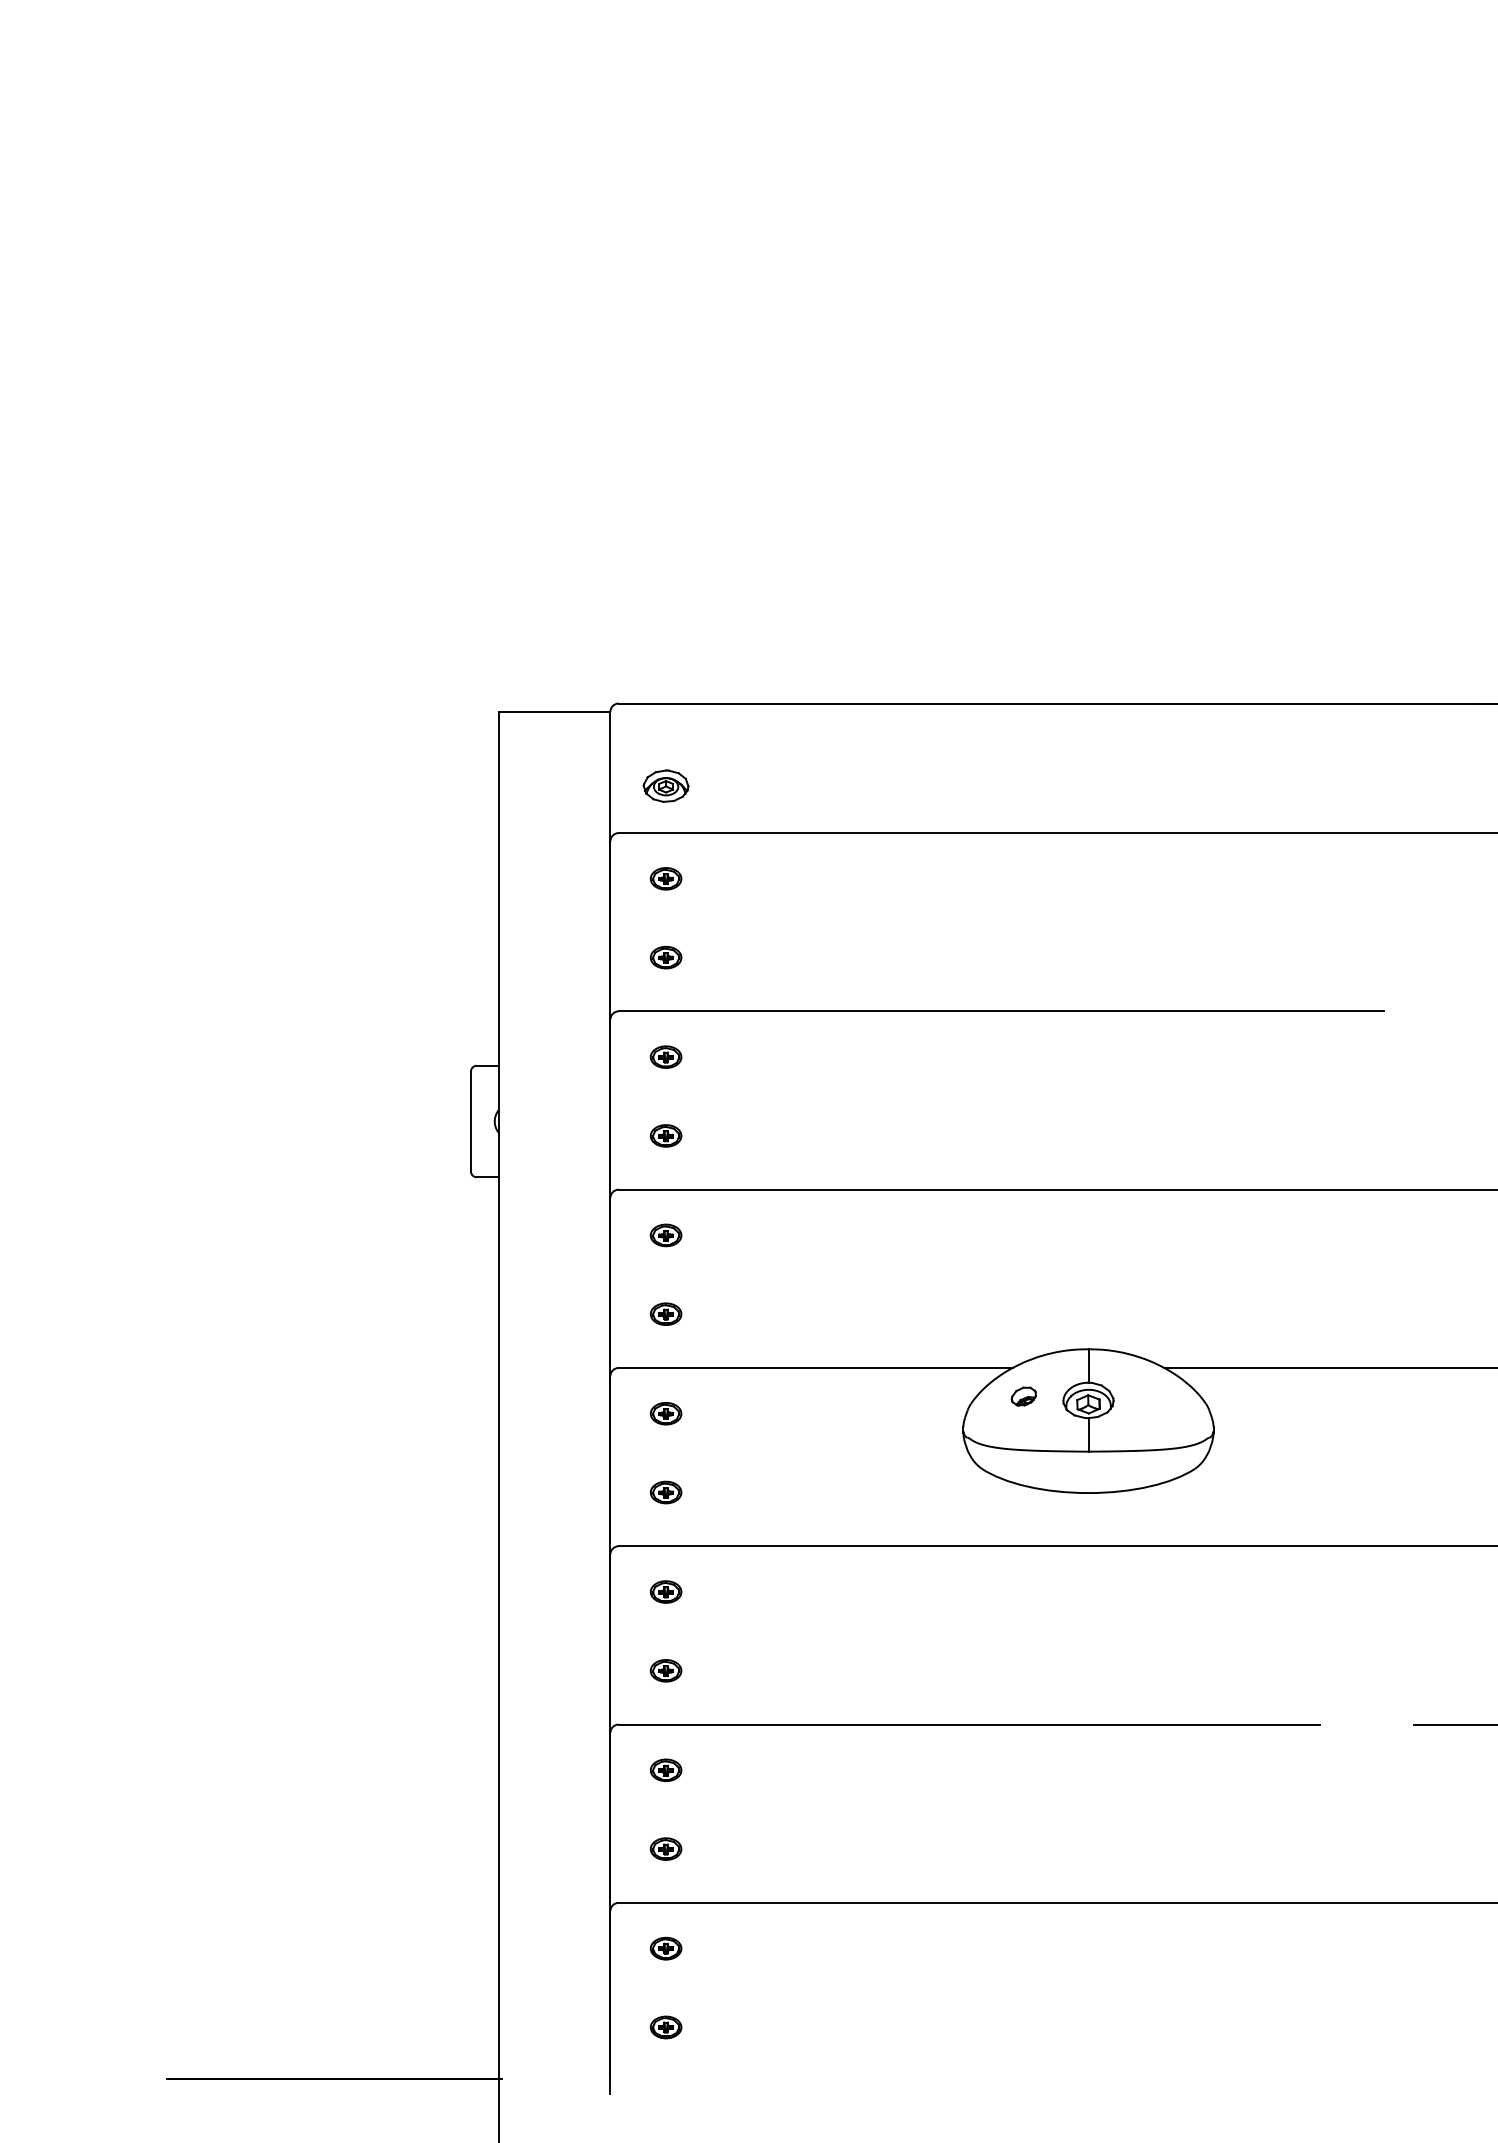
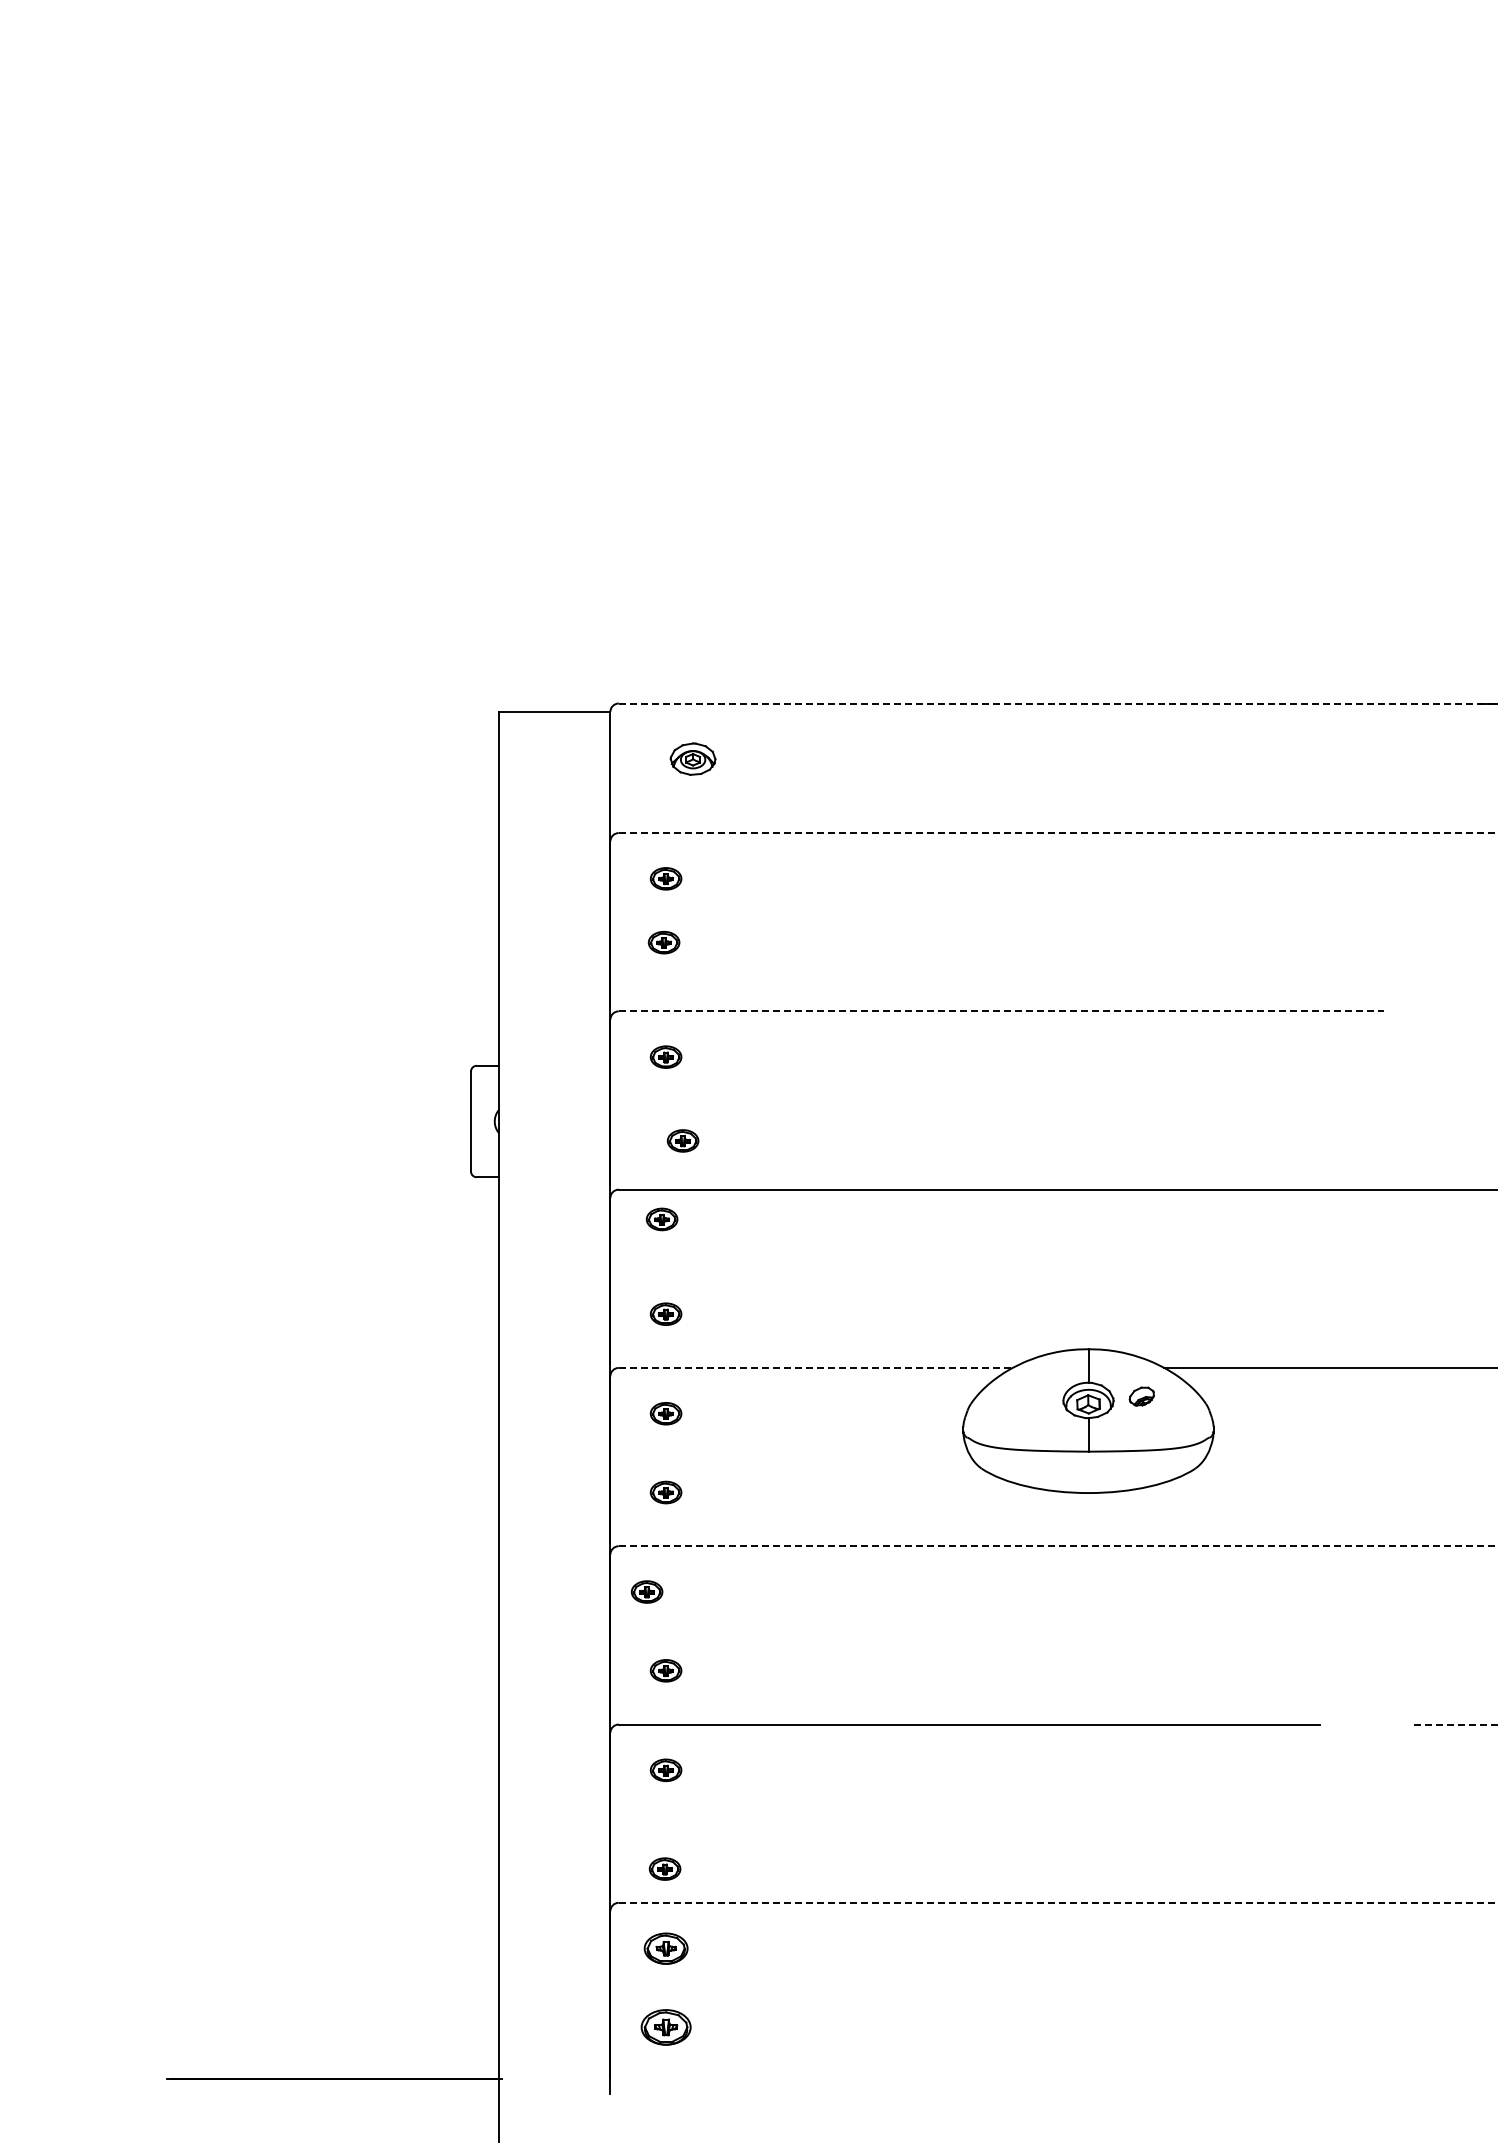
line: solid -> dashed (1058, 703)
part position: (665, 785) -> (692, 758) (692, 758)
line: solid -> dashed (1058, 833)
part position: (665, 957) -> (663, 942) (663, 942)
line: solid -> dashed (1001, 1011)
part position: (665, 1135) -> (682, 1140) (682, 1140)
part position: (665, 1235) -> (661, 1219) (661, 1219)
line: solid -> dashed (815, 1367)
part position: (1023, 1396) -> (1141, 1396) (1141, 1396)
line: solid -> dashed (1058, 1546)
part position: (665, 1591) -> (646, 1591) (646, 1591)
line: solid -> dashed (1456, 1724)
part position: (665, 1848) -> (664, 1868) (664, 1868)
line: solid -> dashed (1058, 1902)
part size: 34x25 px -> 46x33 px (665, 1948)
part size: 34x25 px -> 52x37 px (665, 2027)
